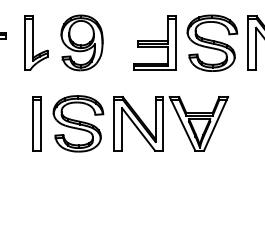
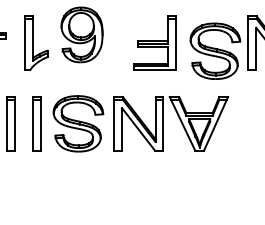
part position: (81, 42) -> (81, 34) (81, 34)
part position: (212, 42) -> (215, 50) (215, 50)
part: none -> present (10, 123)
